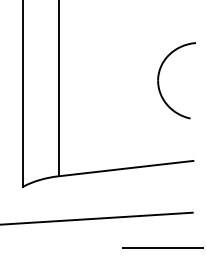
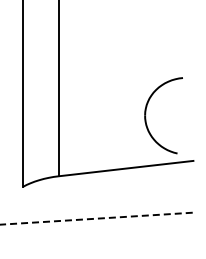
part position: (159, 79) -> (146, 114) (146, 114)
line: solid -> dashed (95, 218)
line: present -> none (161, 248)
